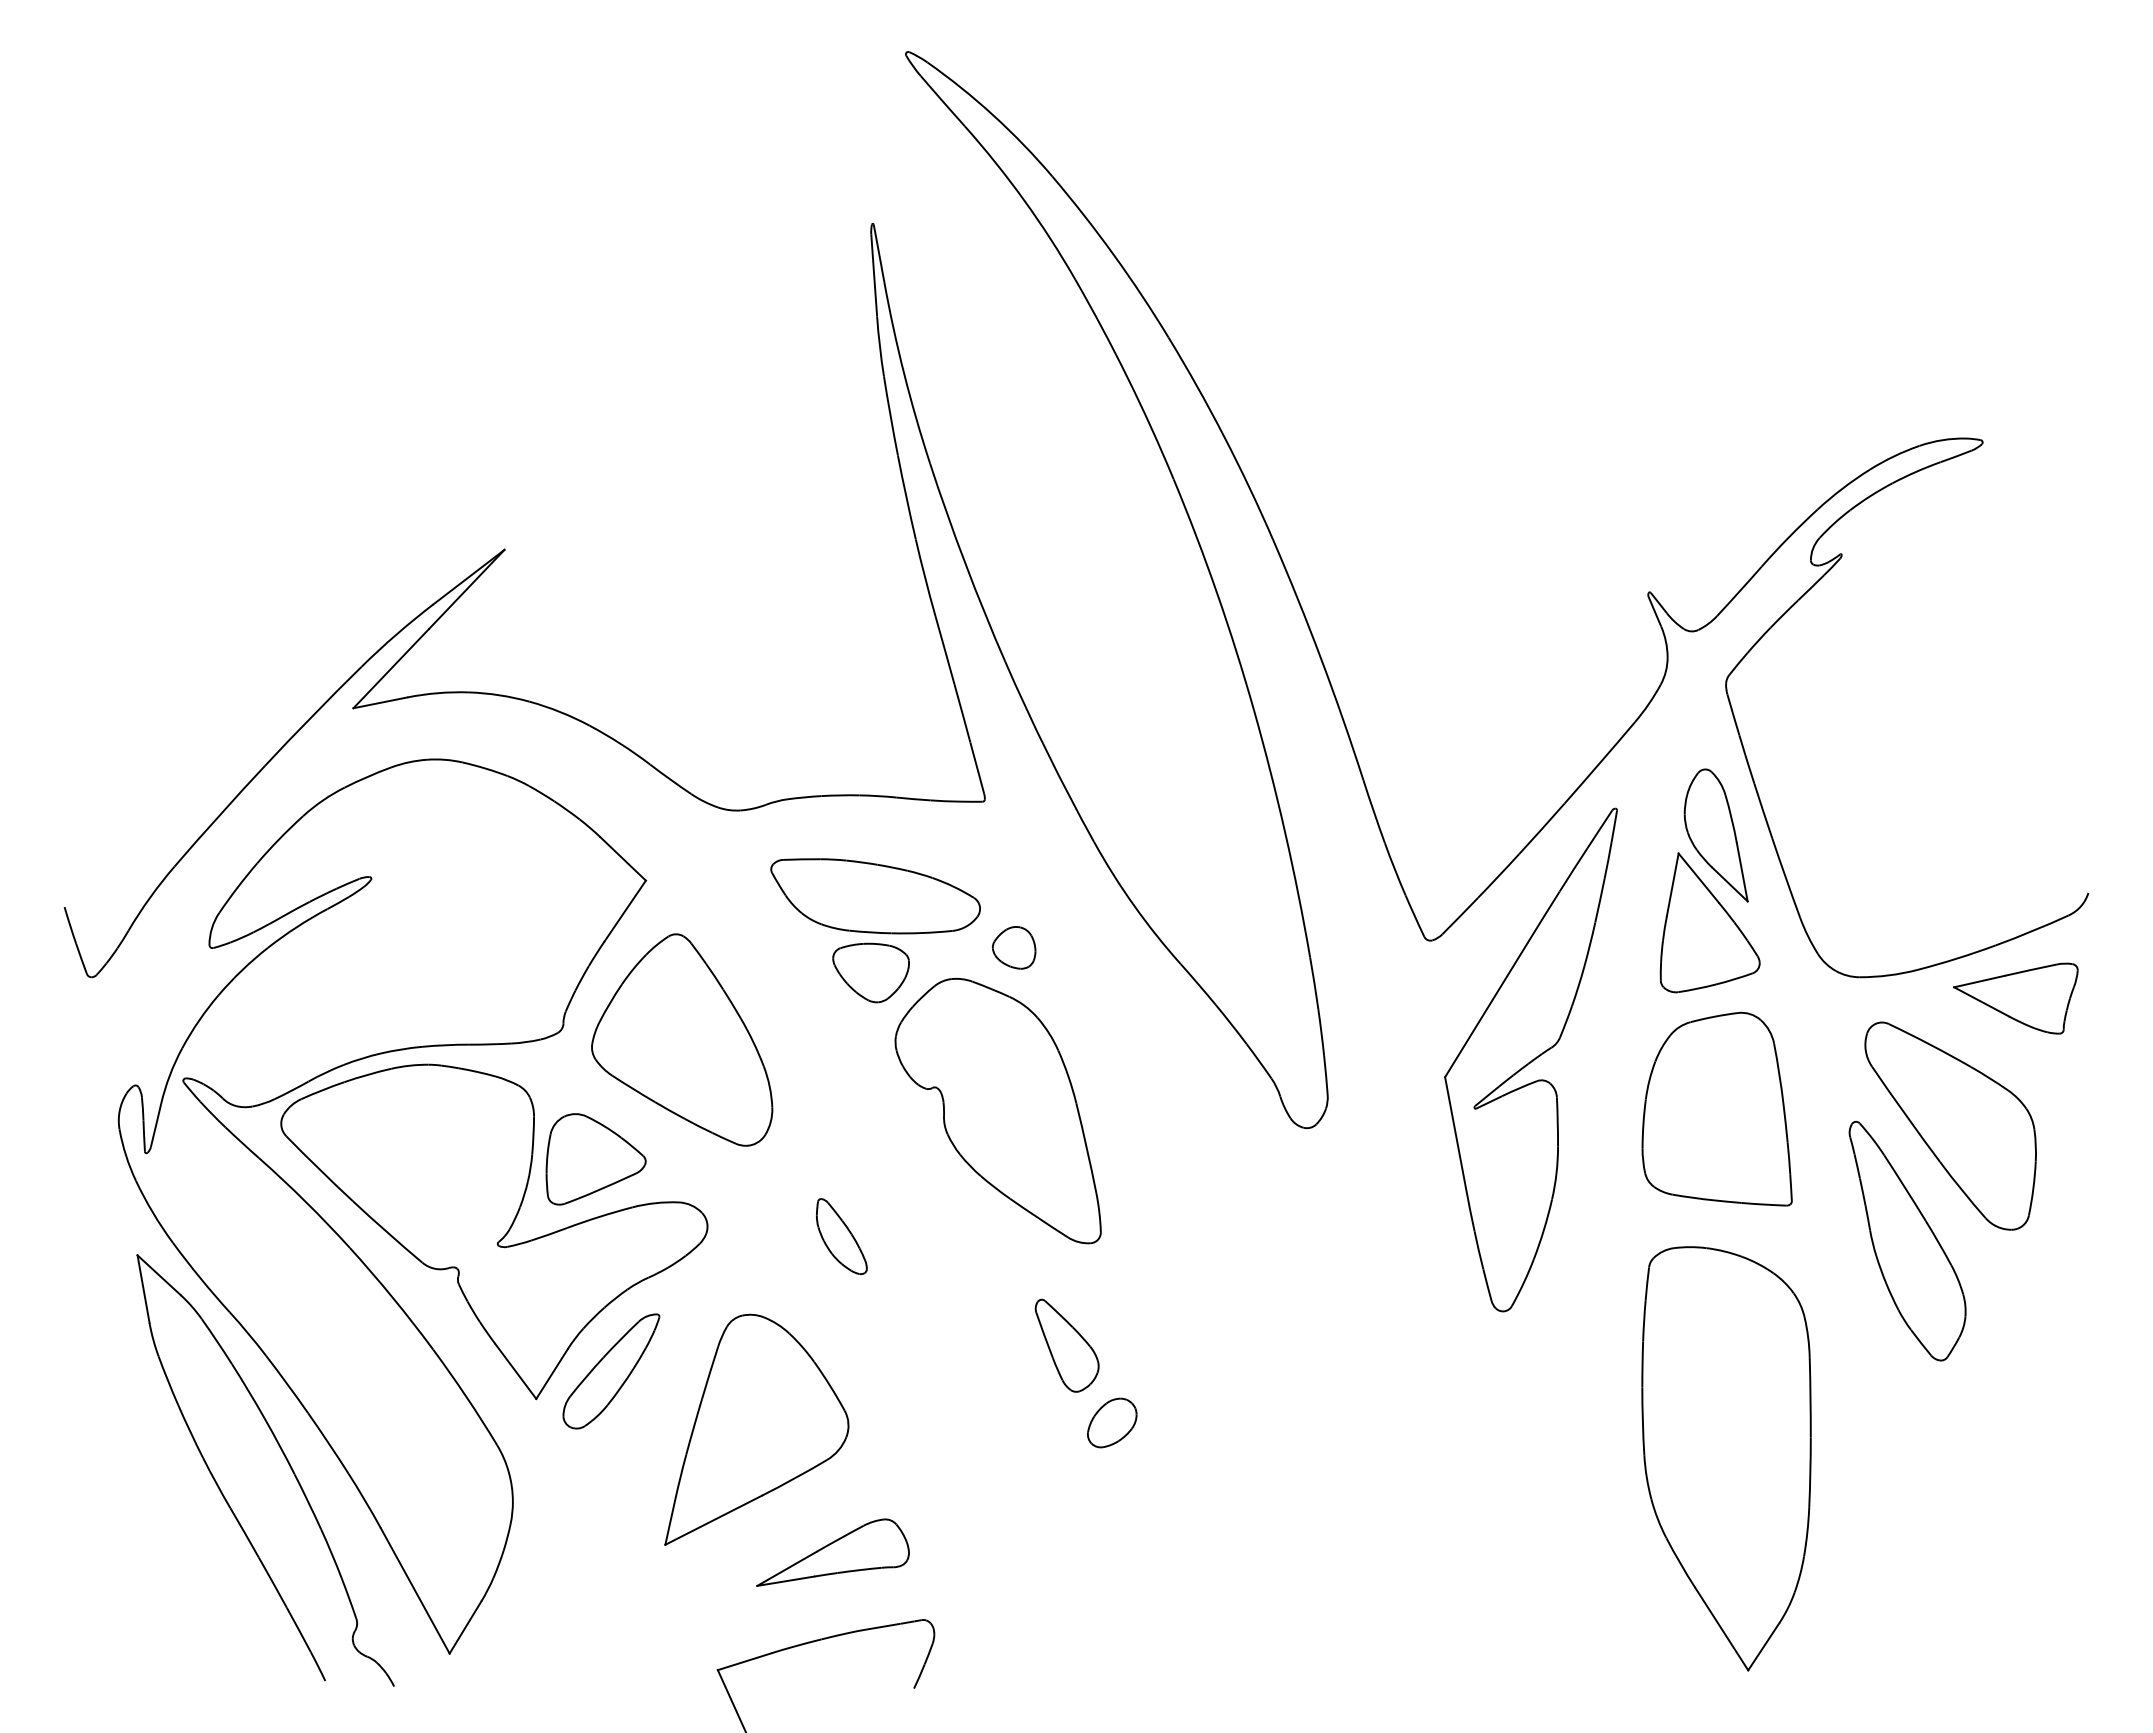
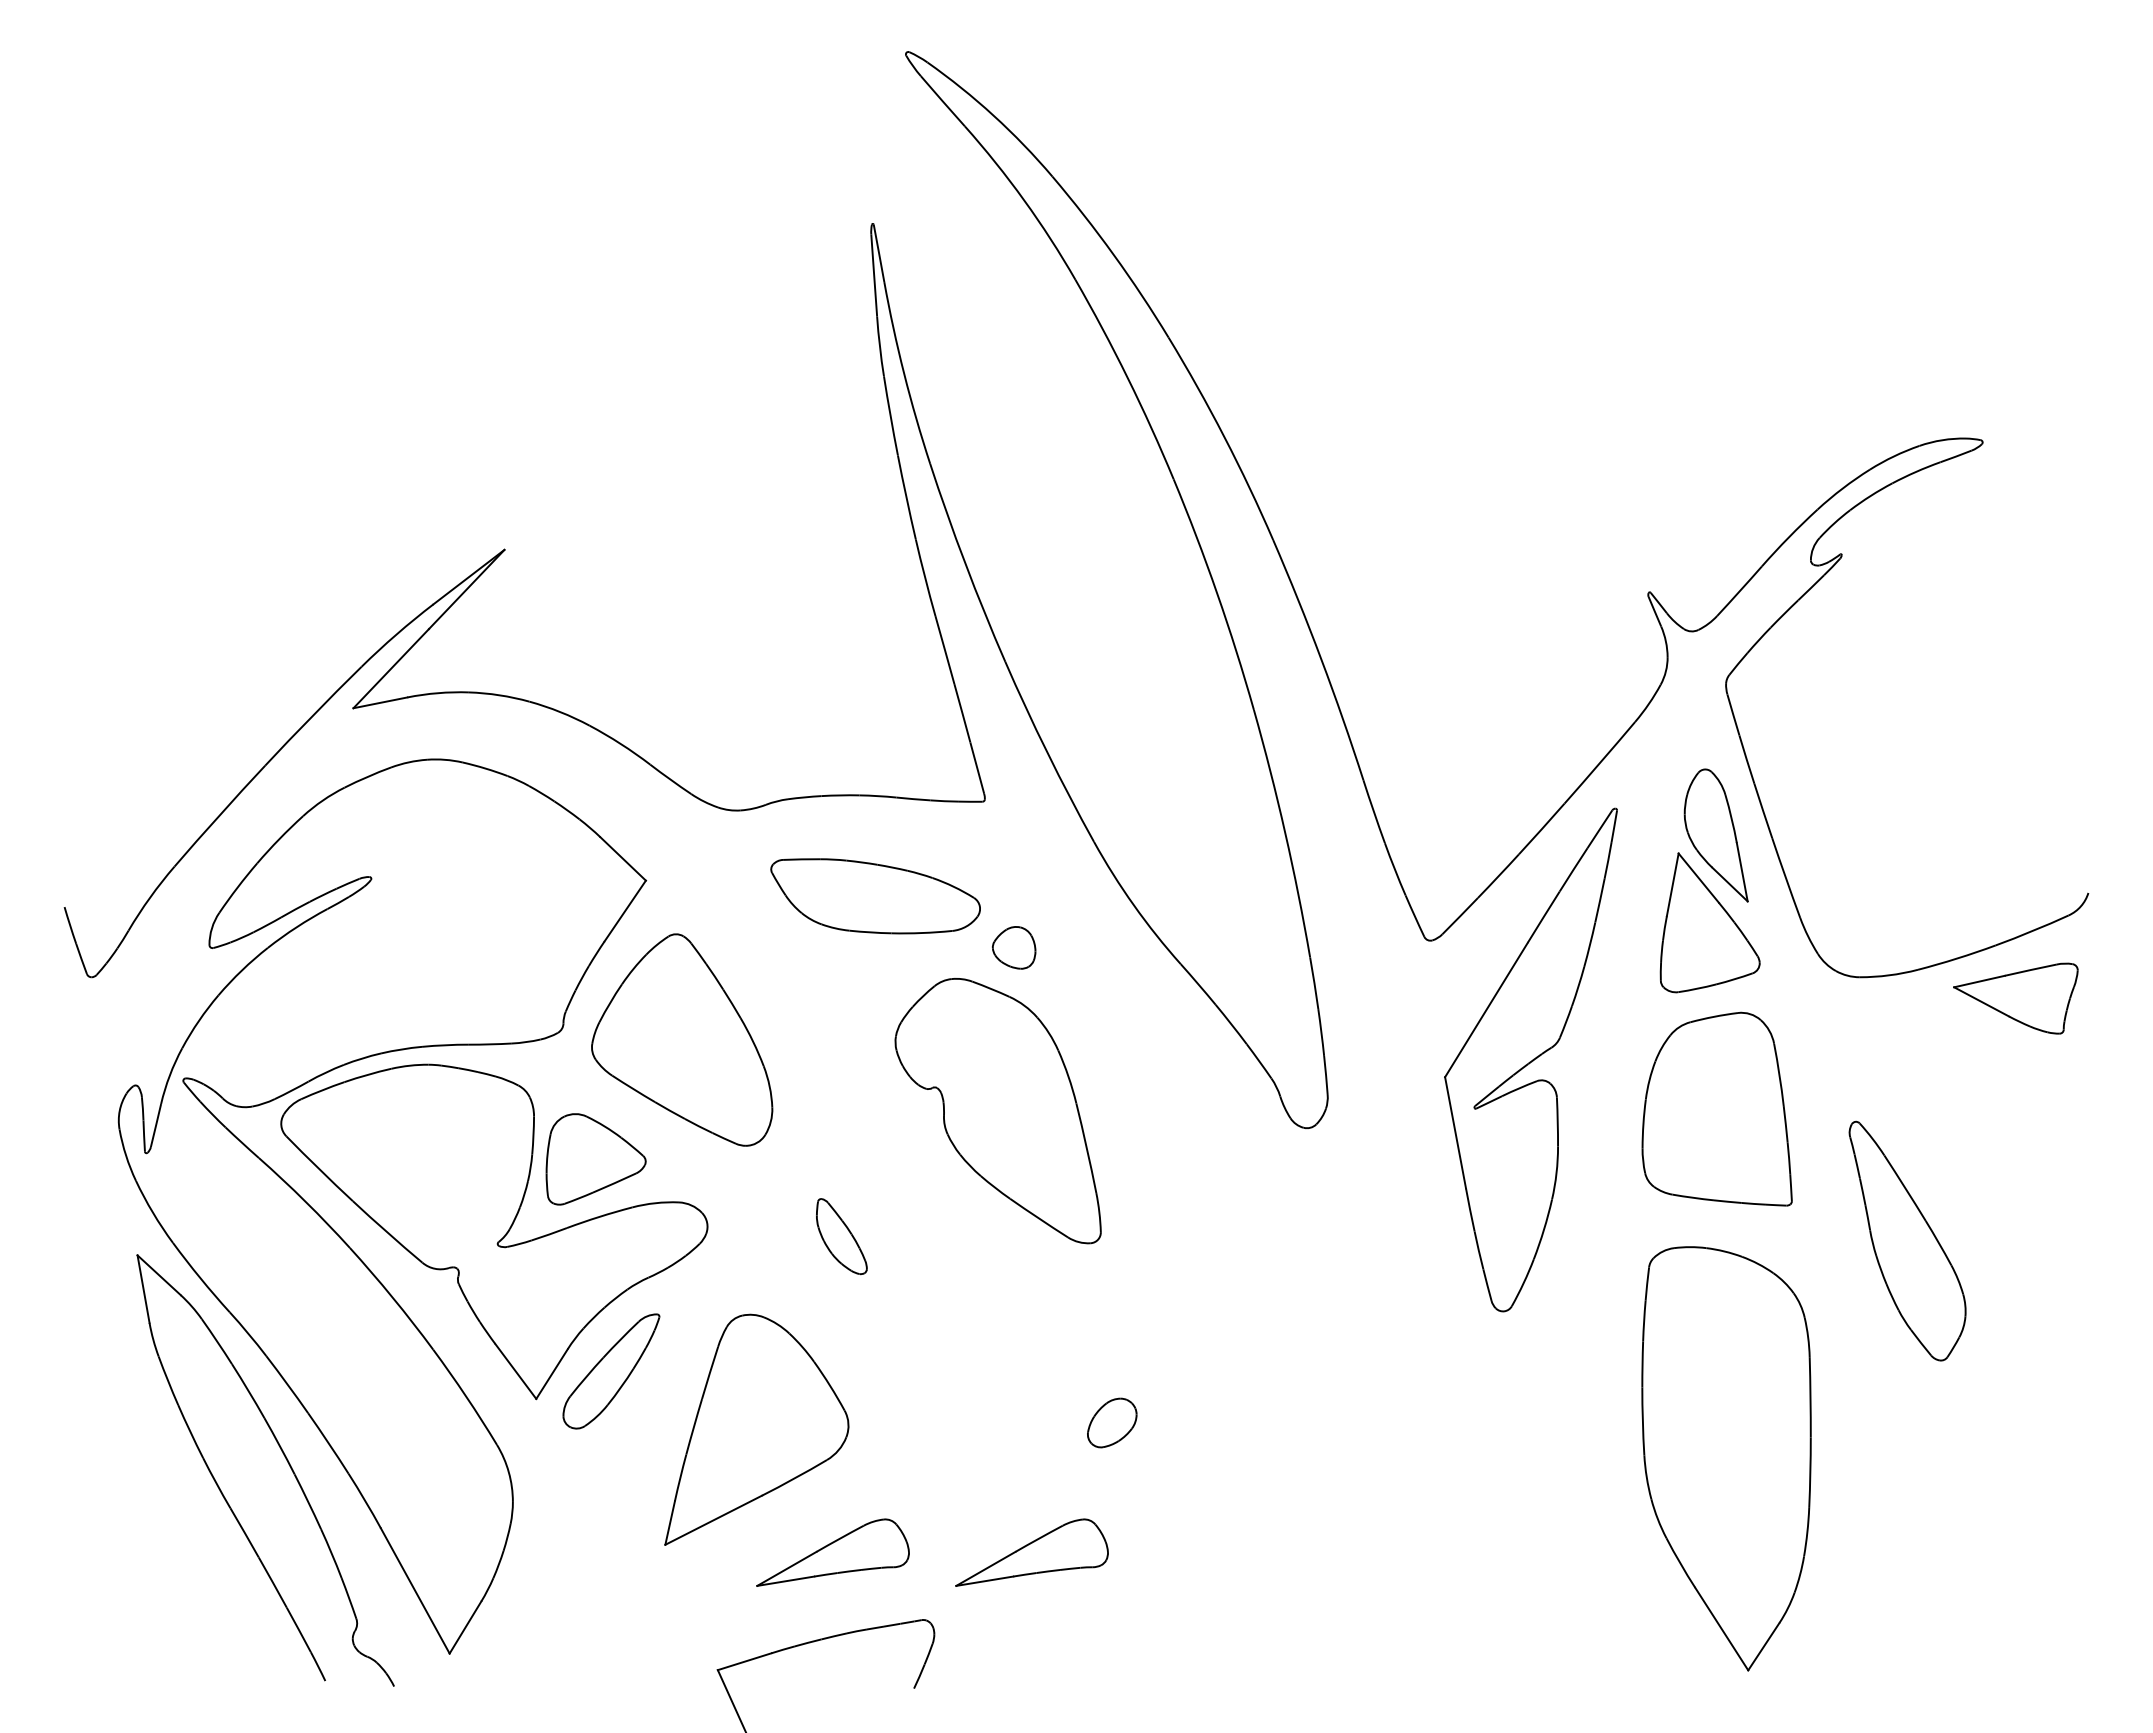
part: present -> none (870, 972)
part: present -> none (1950, 1125)
part: present -> none (1066, 1345)
part: none -> present (1031, 1552)
